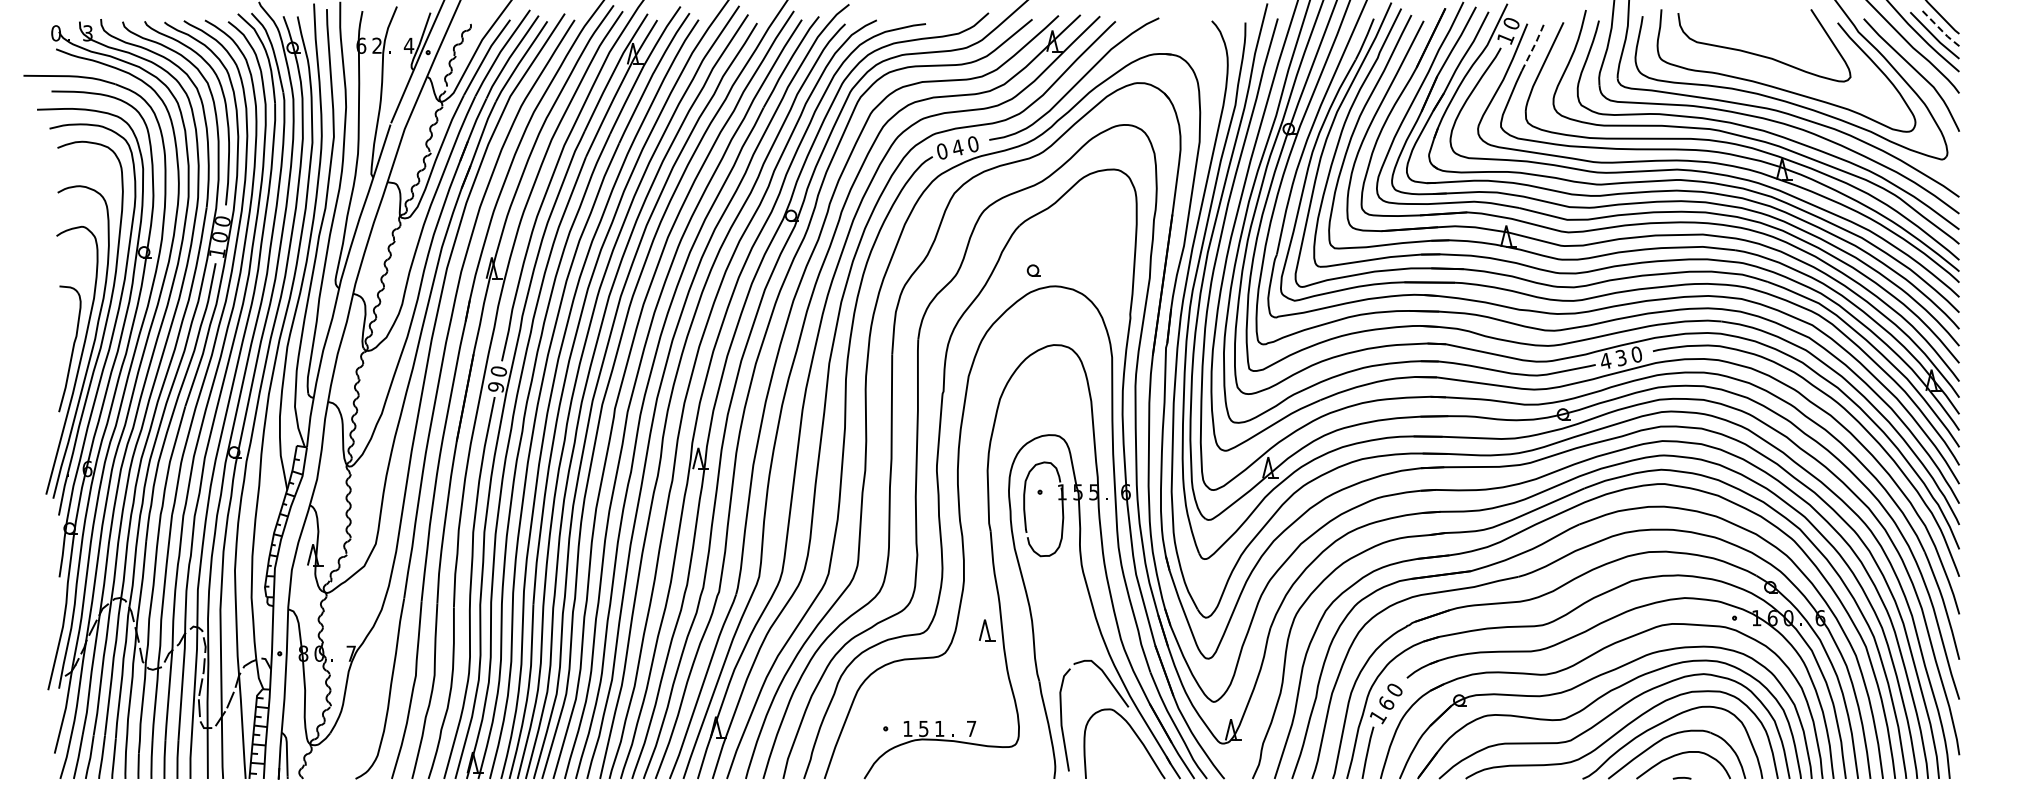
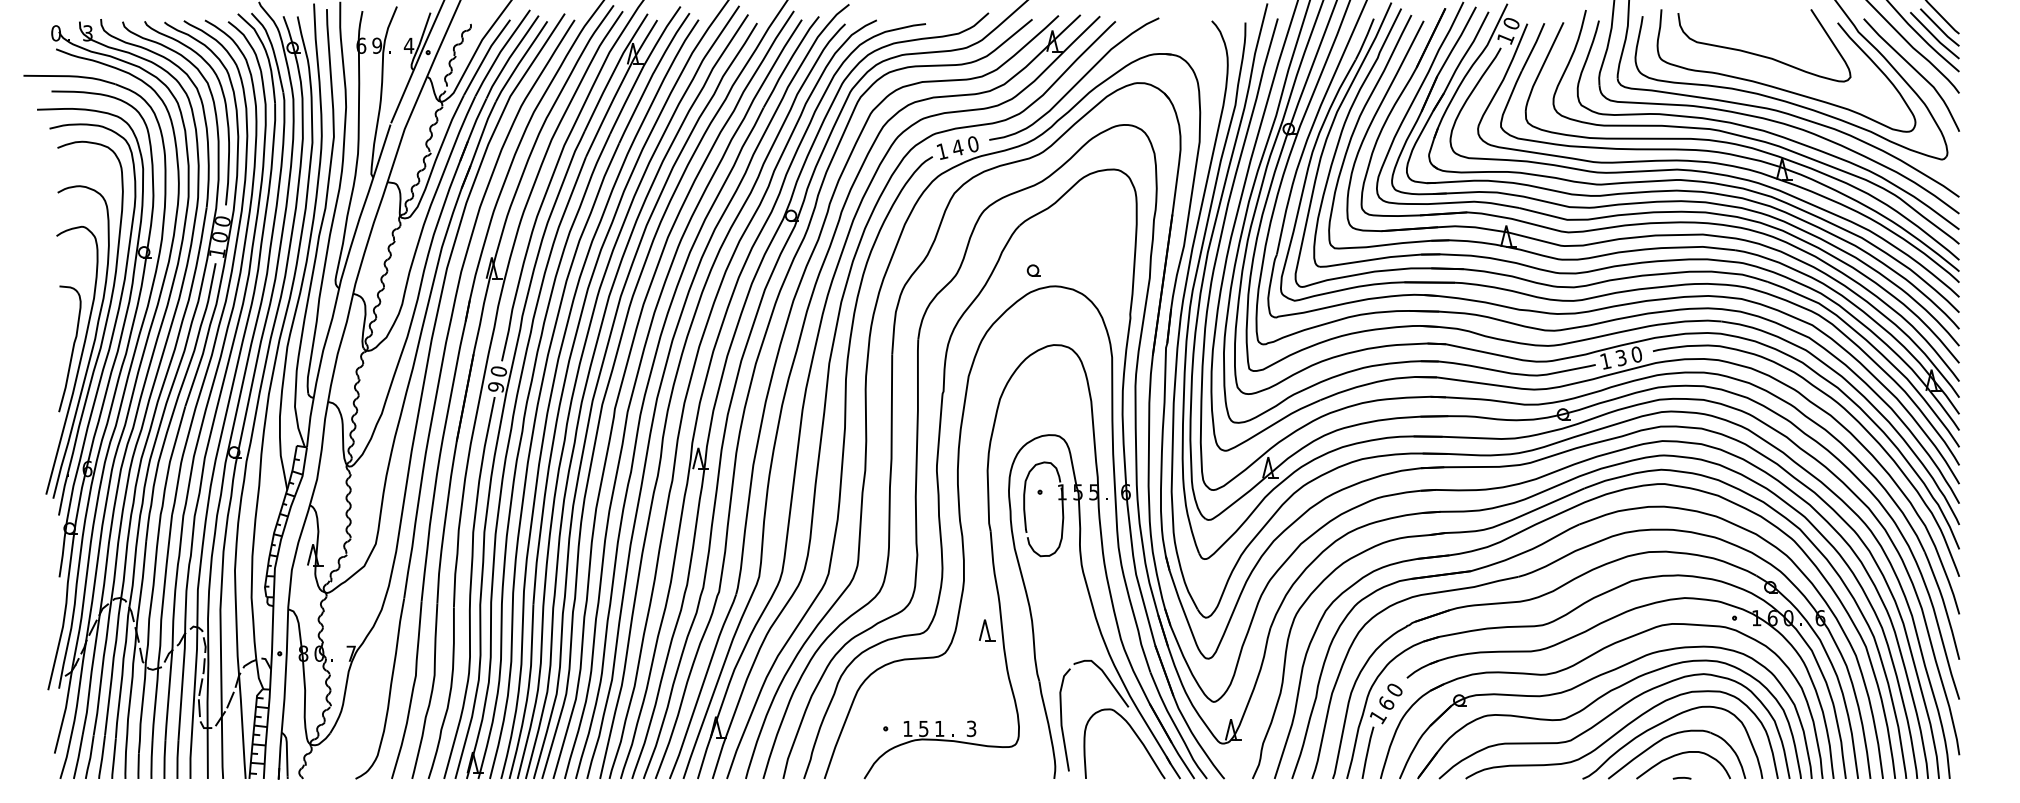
line: dashed -> solid (1939, 28)
text: 2 -> 9 (377, 45)
line: dashed -> solid (1534, 46)
text: 0 -> 1 (942, 151)
text: 4 -> 1 (1605, 361)
text: 7 -> 3 (971, 728)
